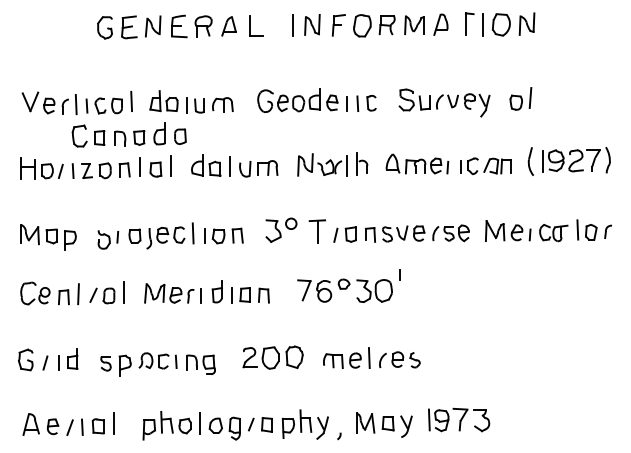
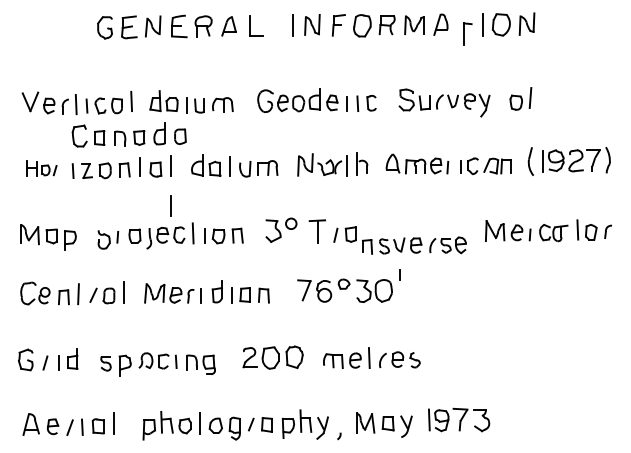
part position: (469, 23) -> (467, 33) (467, 33)
part size: 44x23 px -> 32x17 px (41, 168)
line: none -> present (170, 205)
part position: (417, 233) -> (414, 245) (414, 245)
